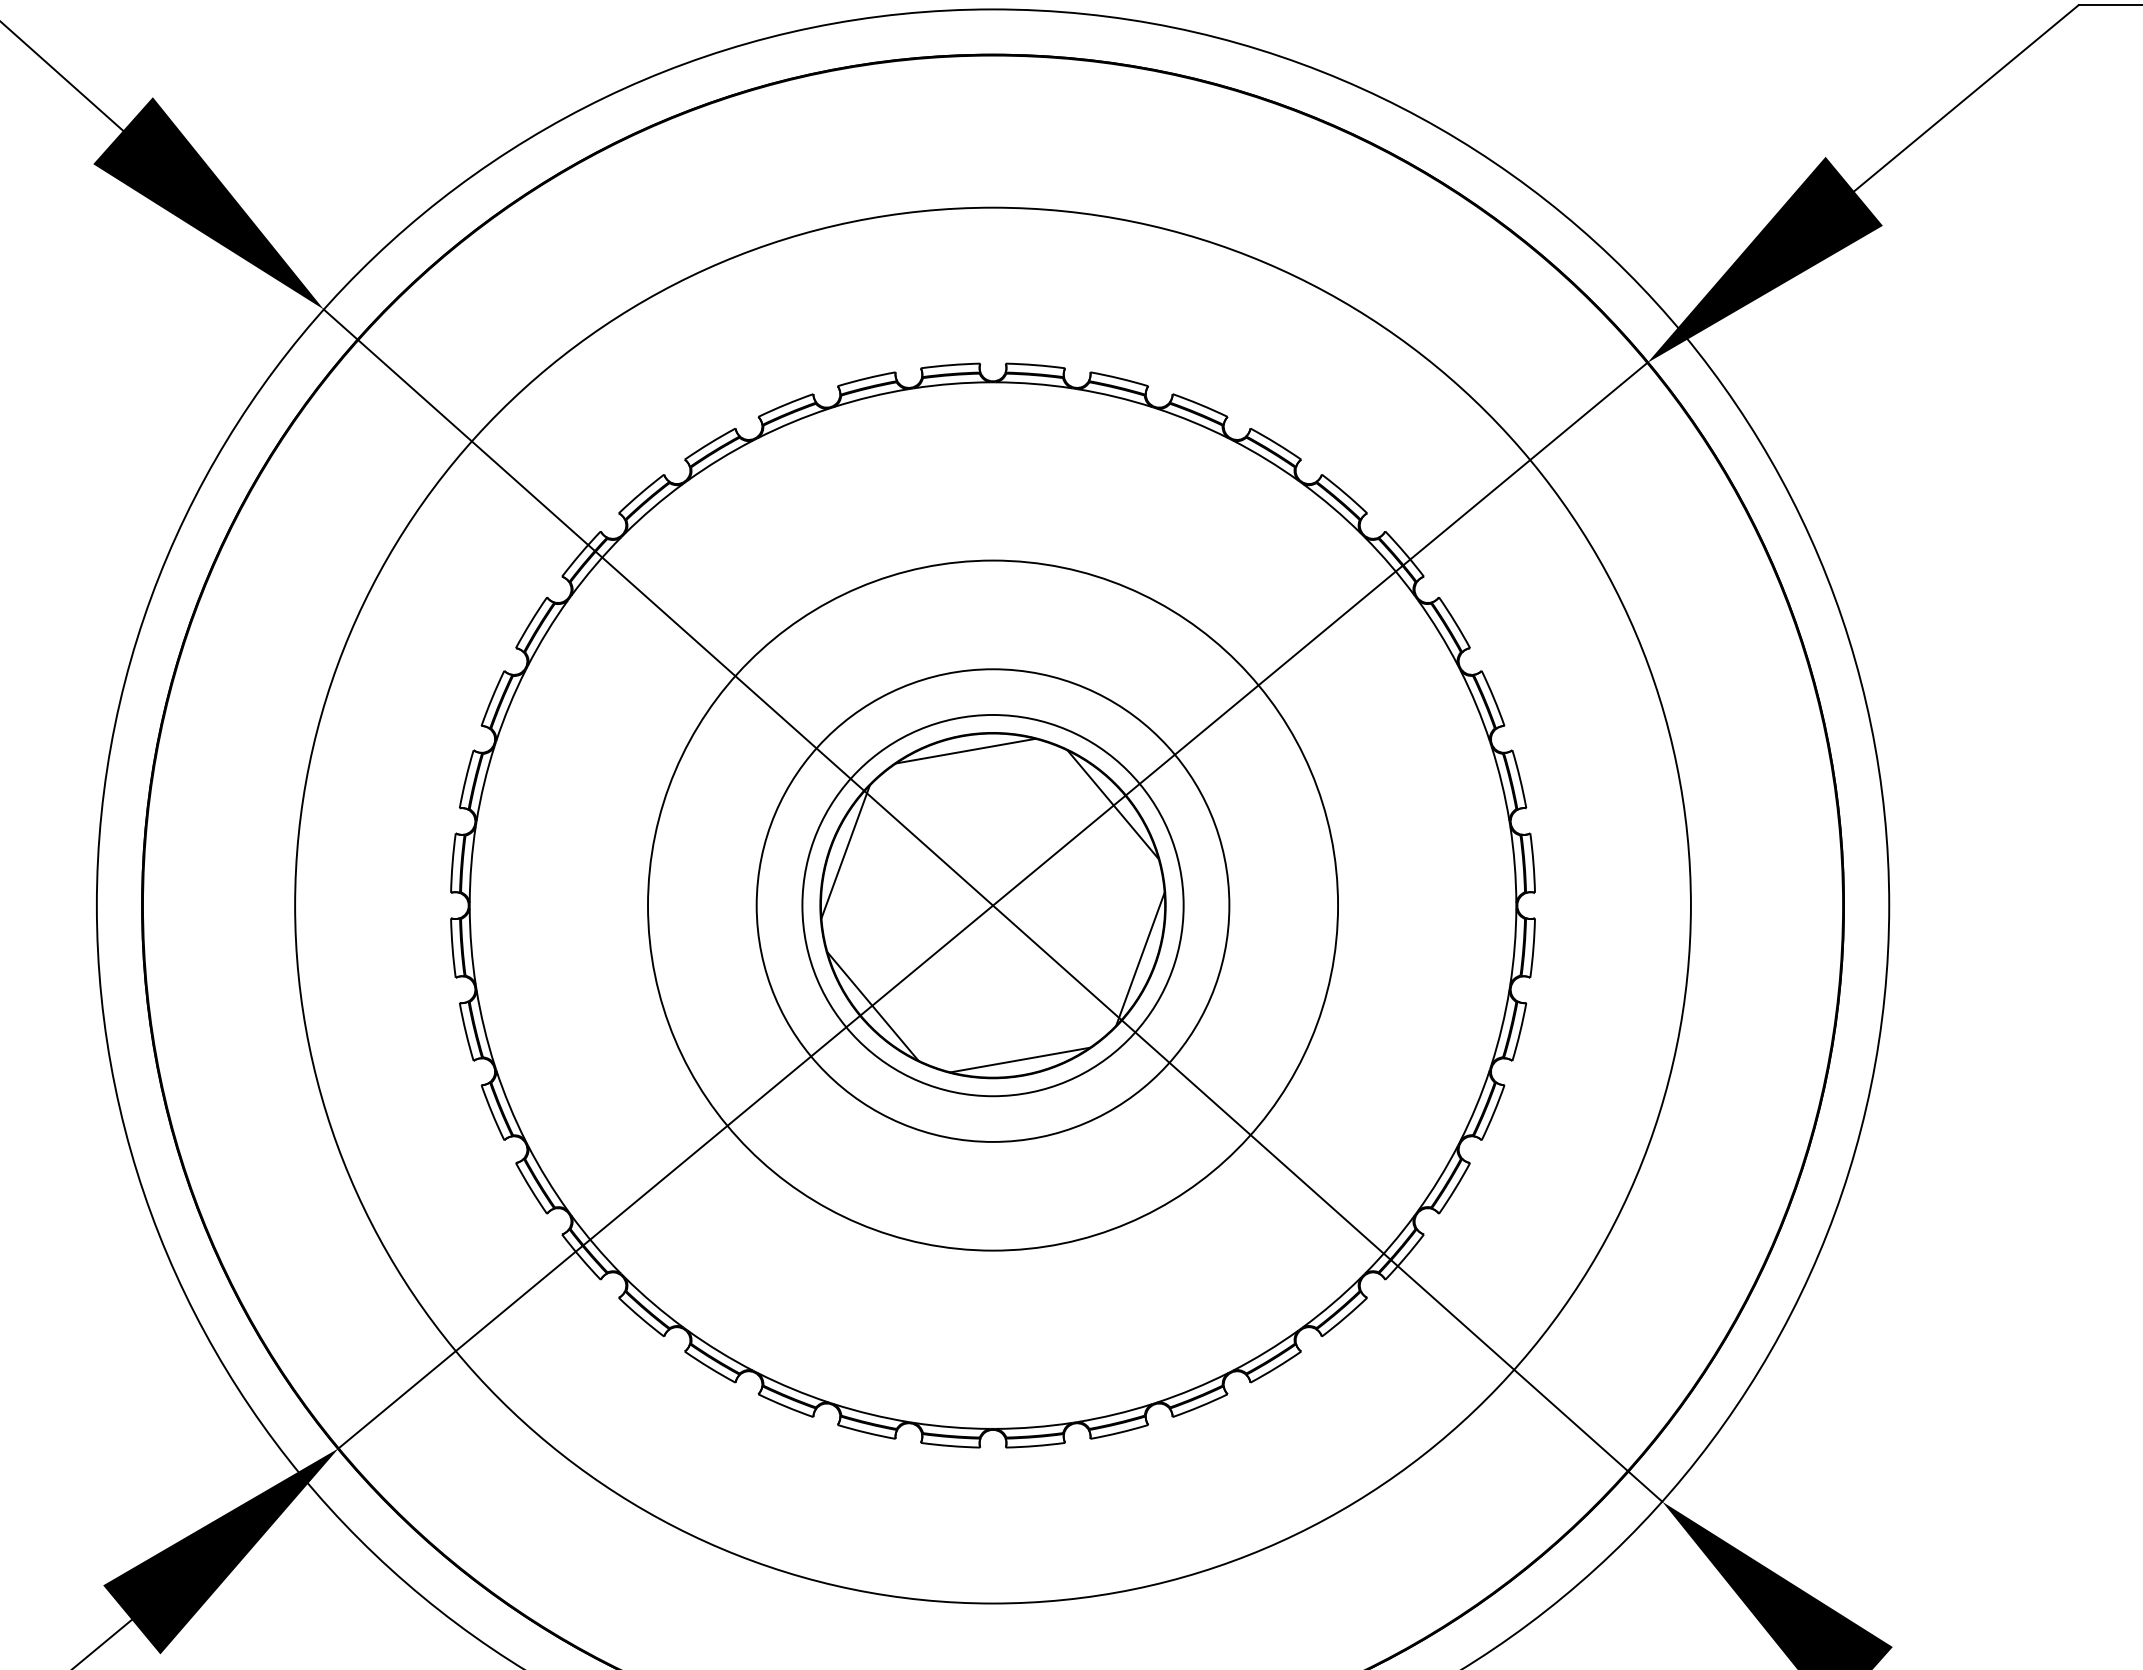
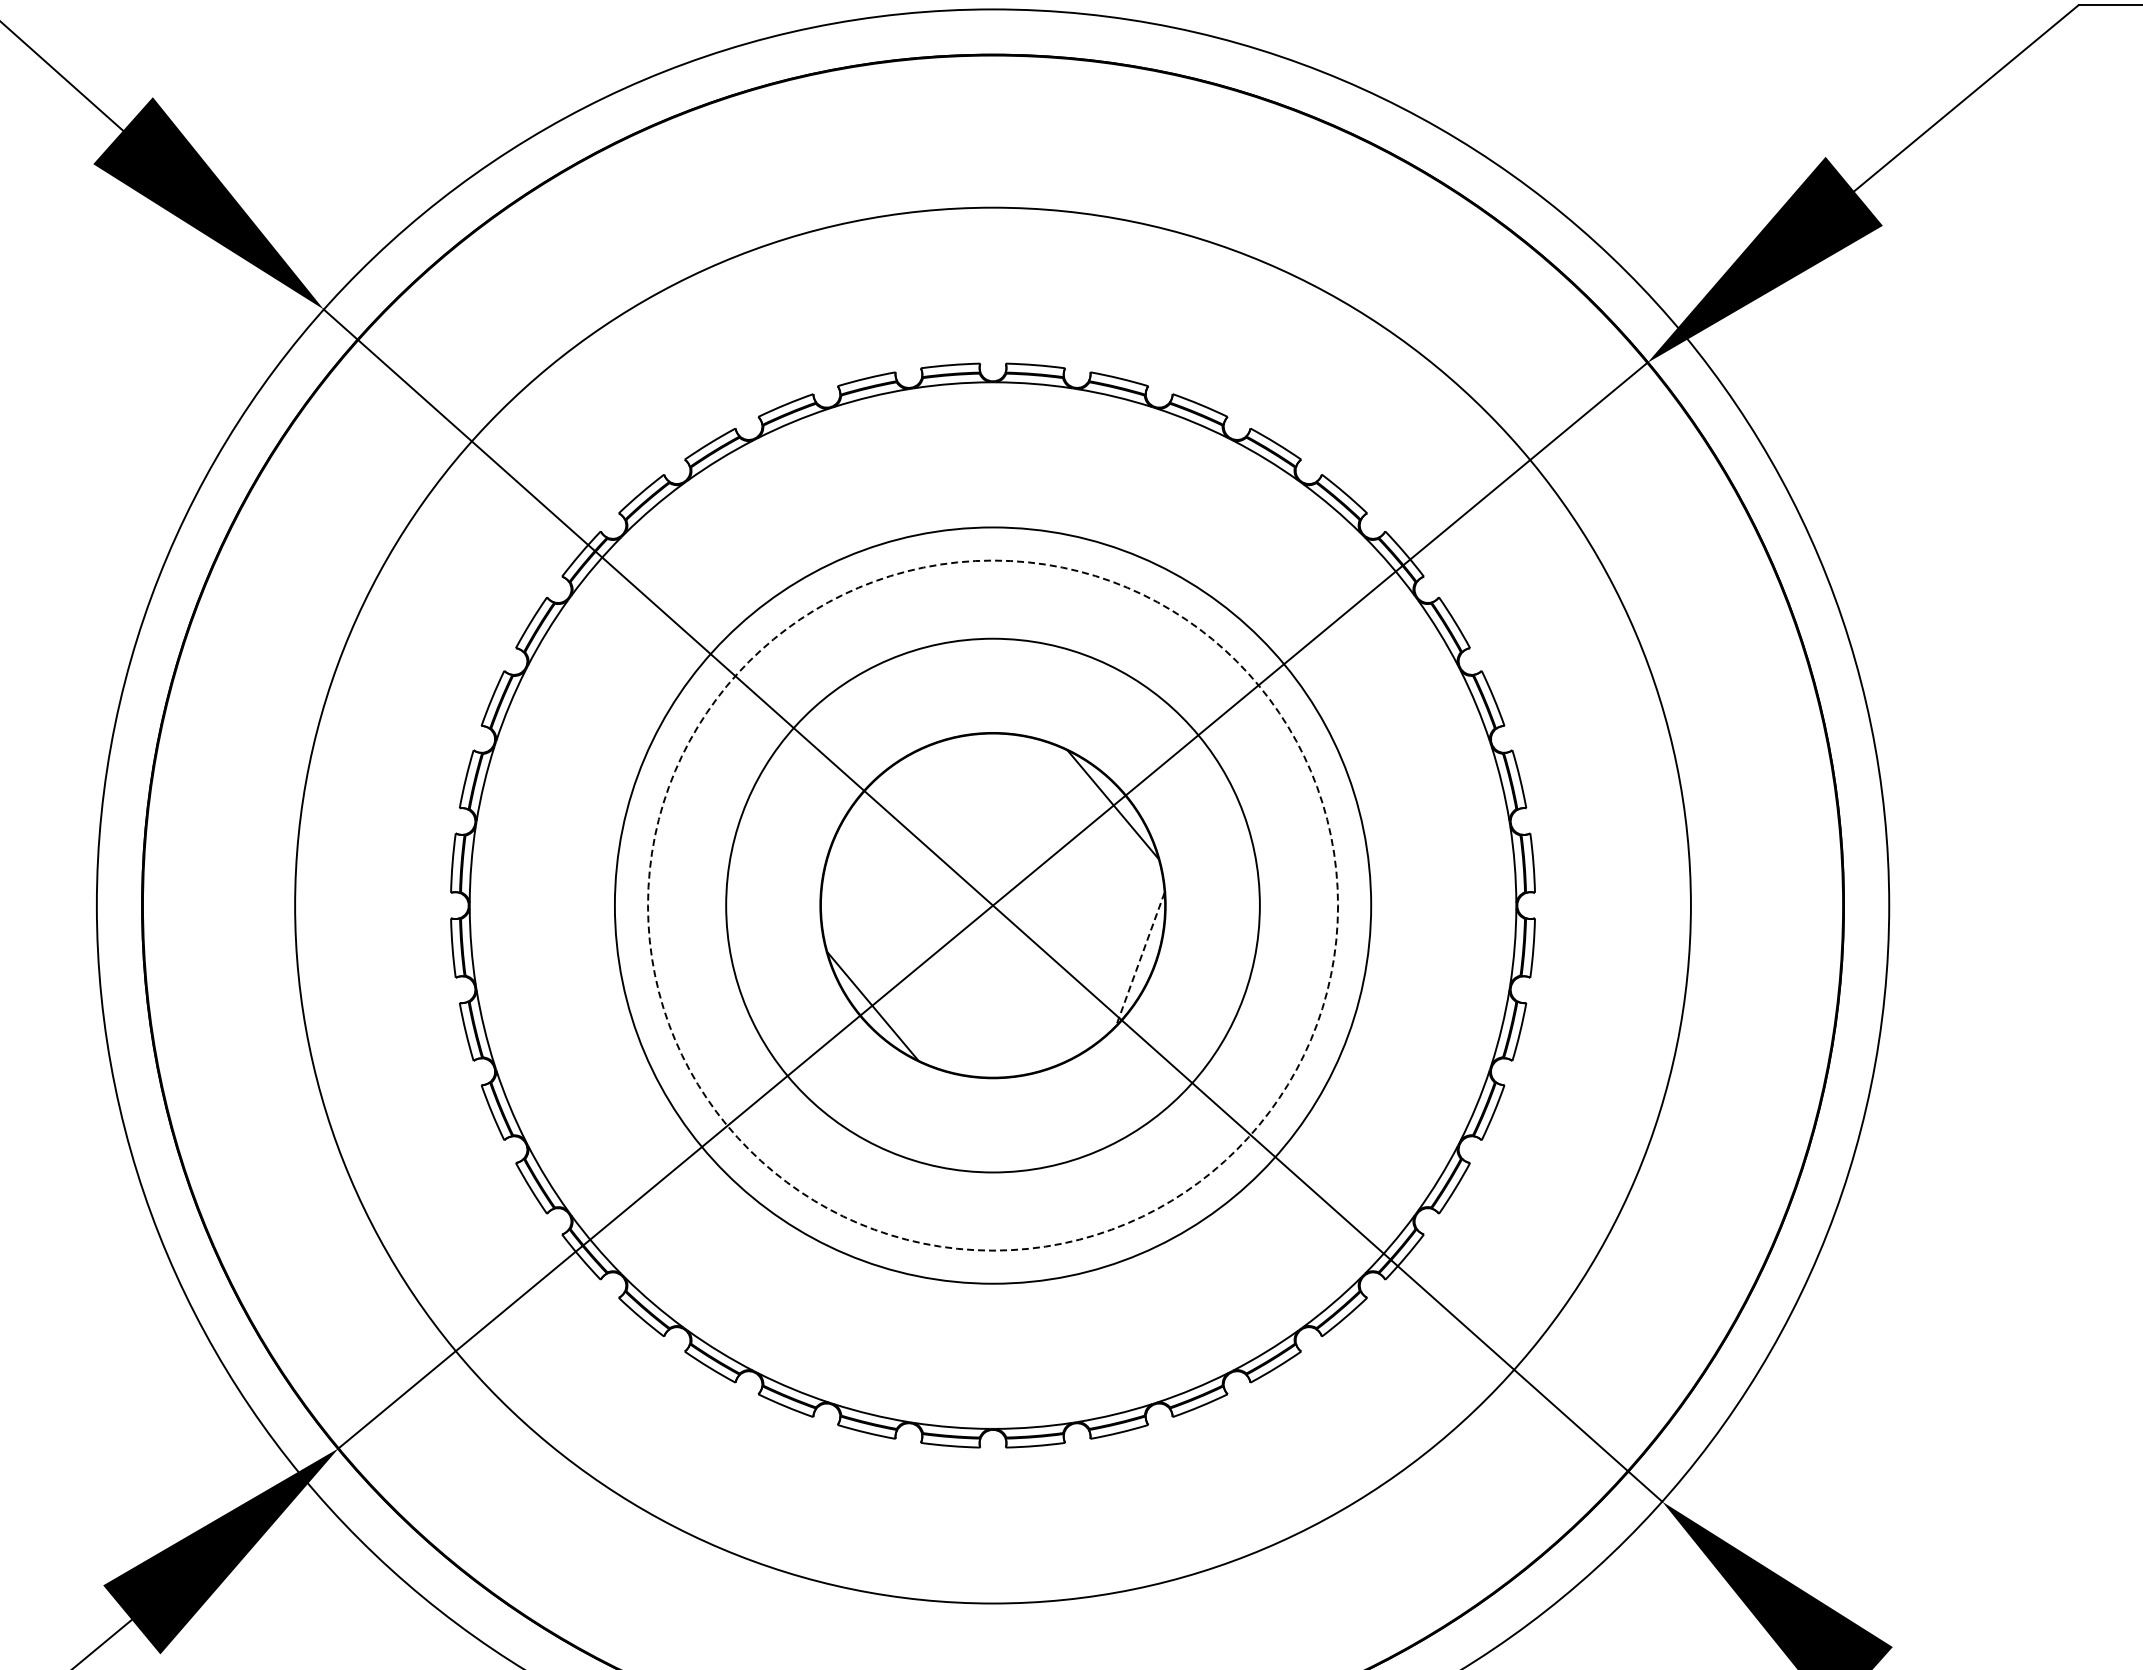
line: present -> none (965, 750)
line: present -> none (845, 851)
circle diameter: 381 px -> 534 px (992, 905)
circle diameter: 473 px -> 756 px (992, 905)
circle: solid -> dashed (993, 905)
line: solid -> dashed (1140, 959)
line: present -> none (1019, 1059)
